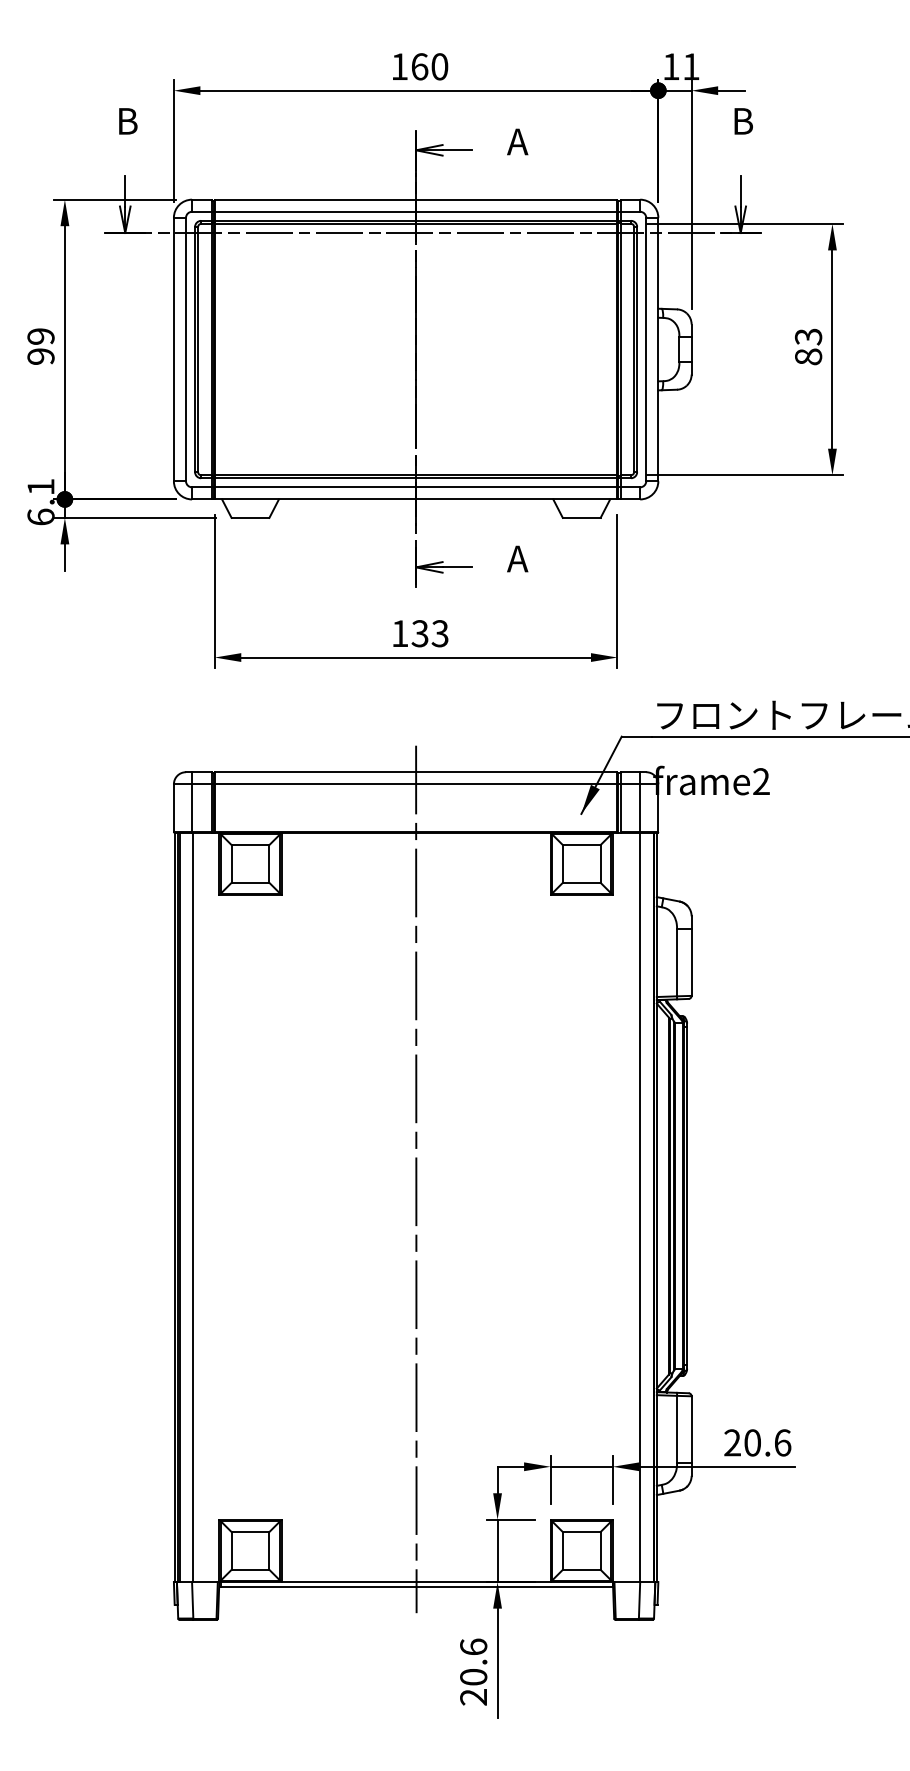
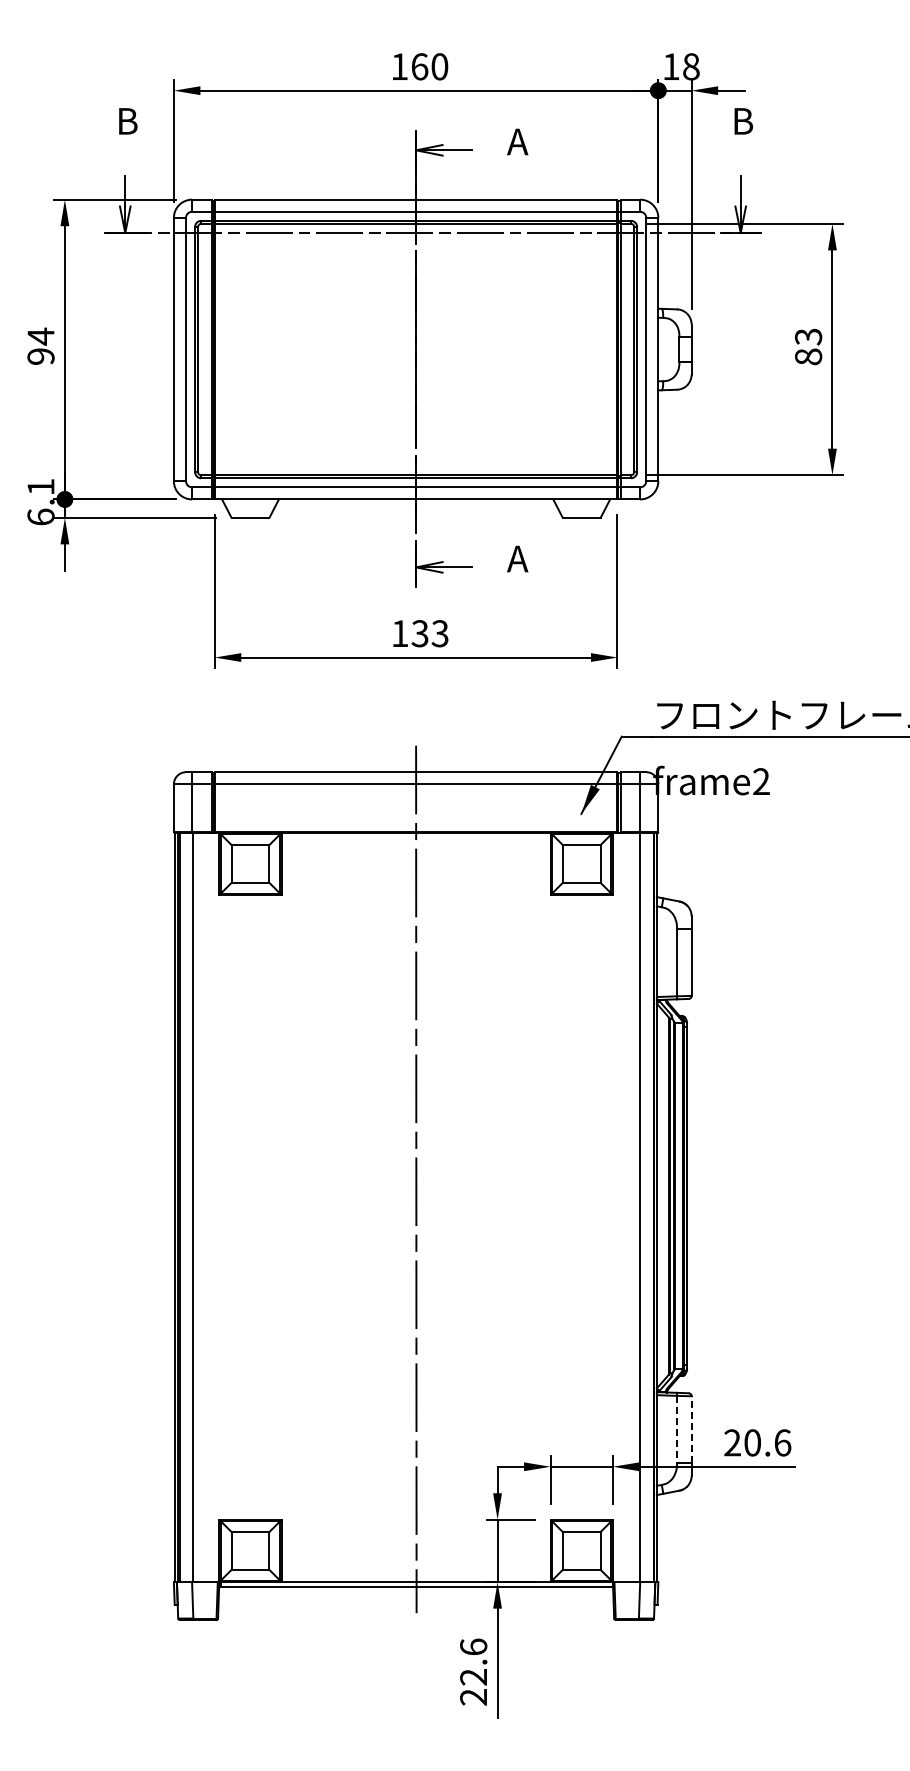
text: 11 -> 18 (691, 66)
text: 99 -> 94 (40, 336)
line: solid -> dashed (677, 1429)
line: solid -> dashed (691, 1429)
text: 20.6 -> 22.6 (473, 1677)
